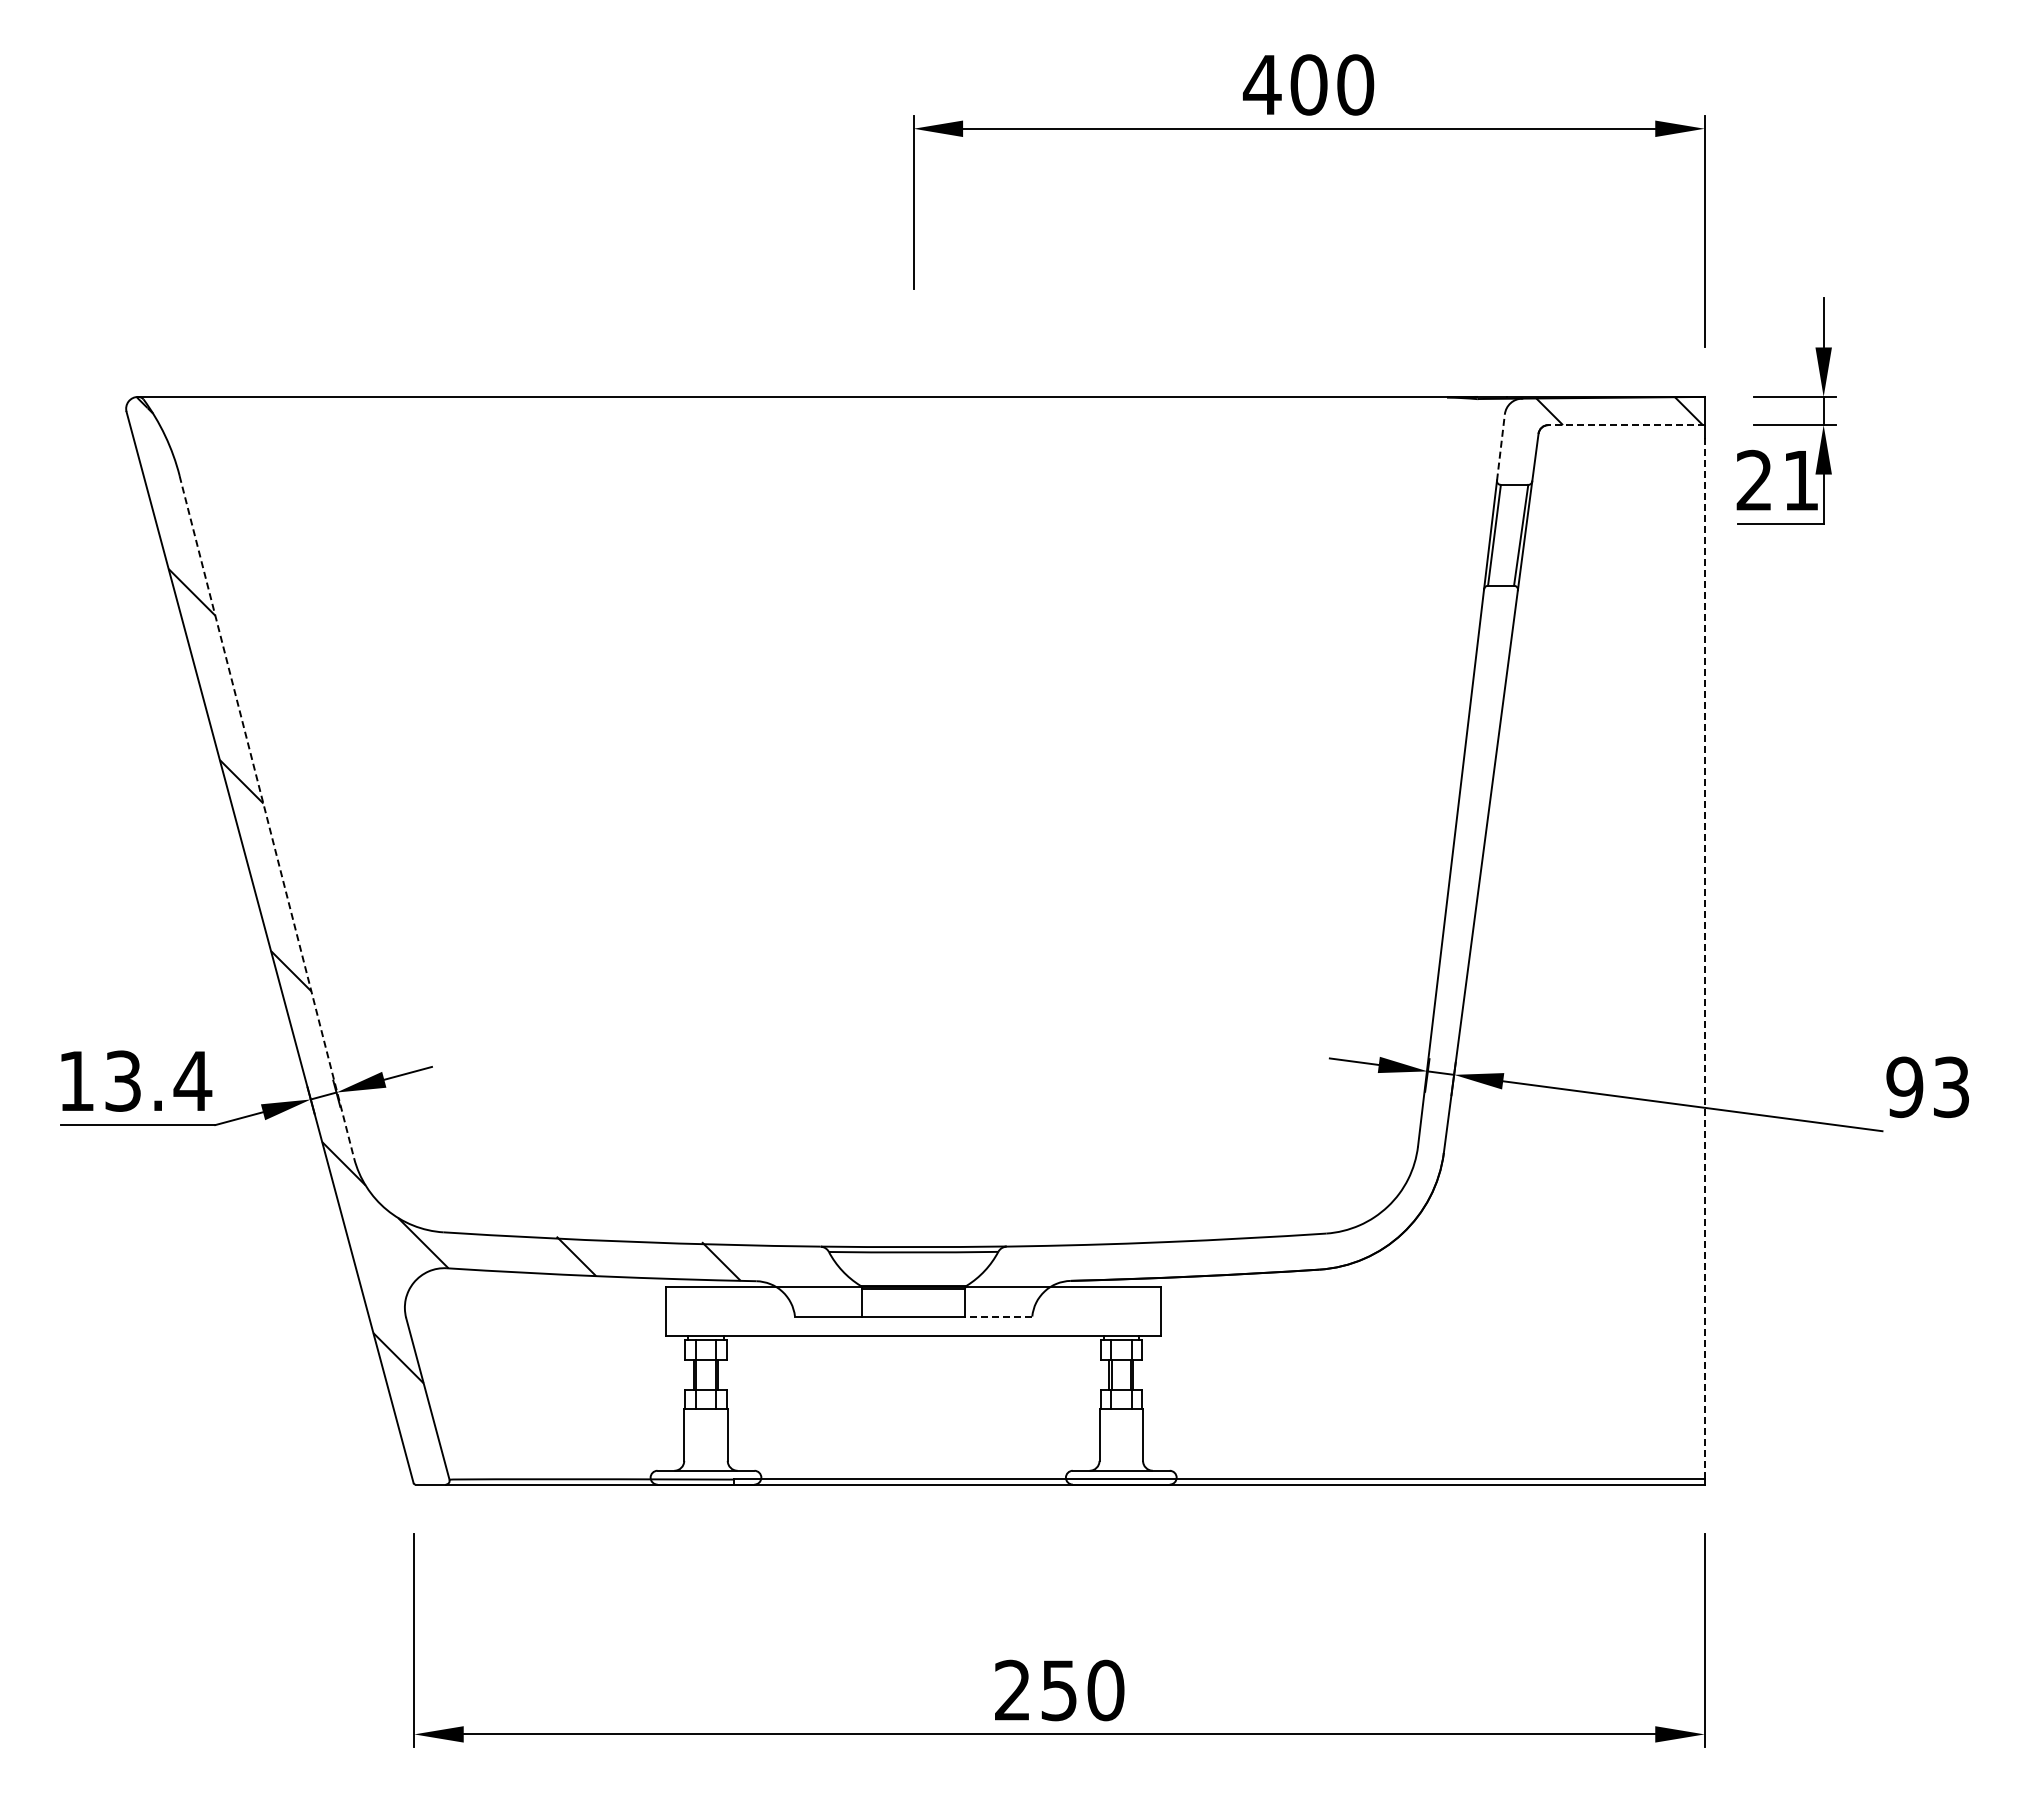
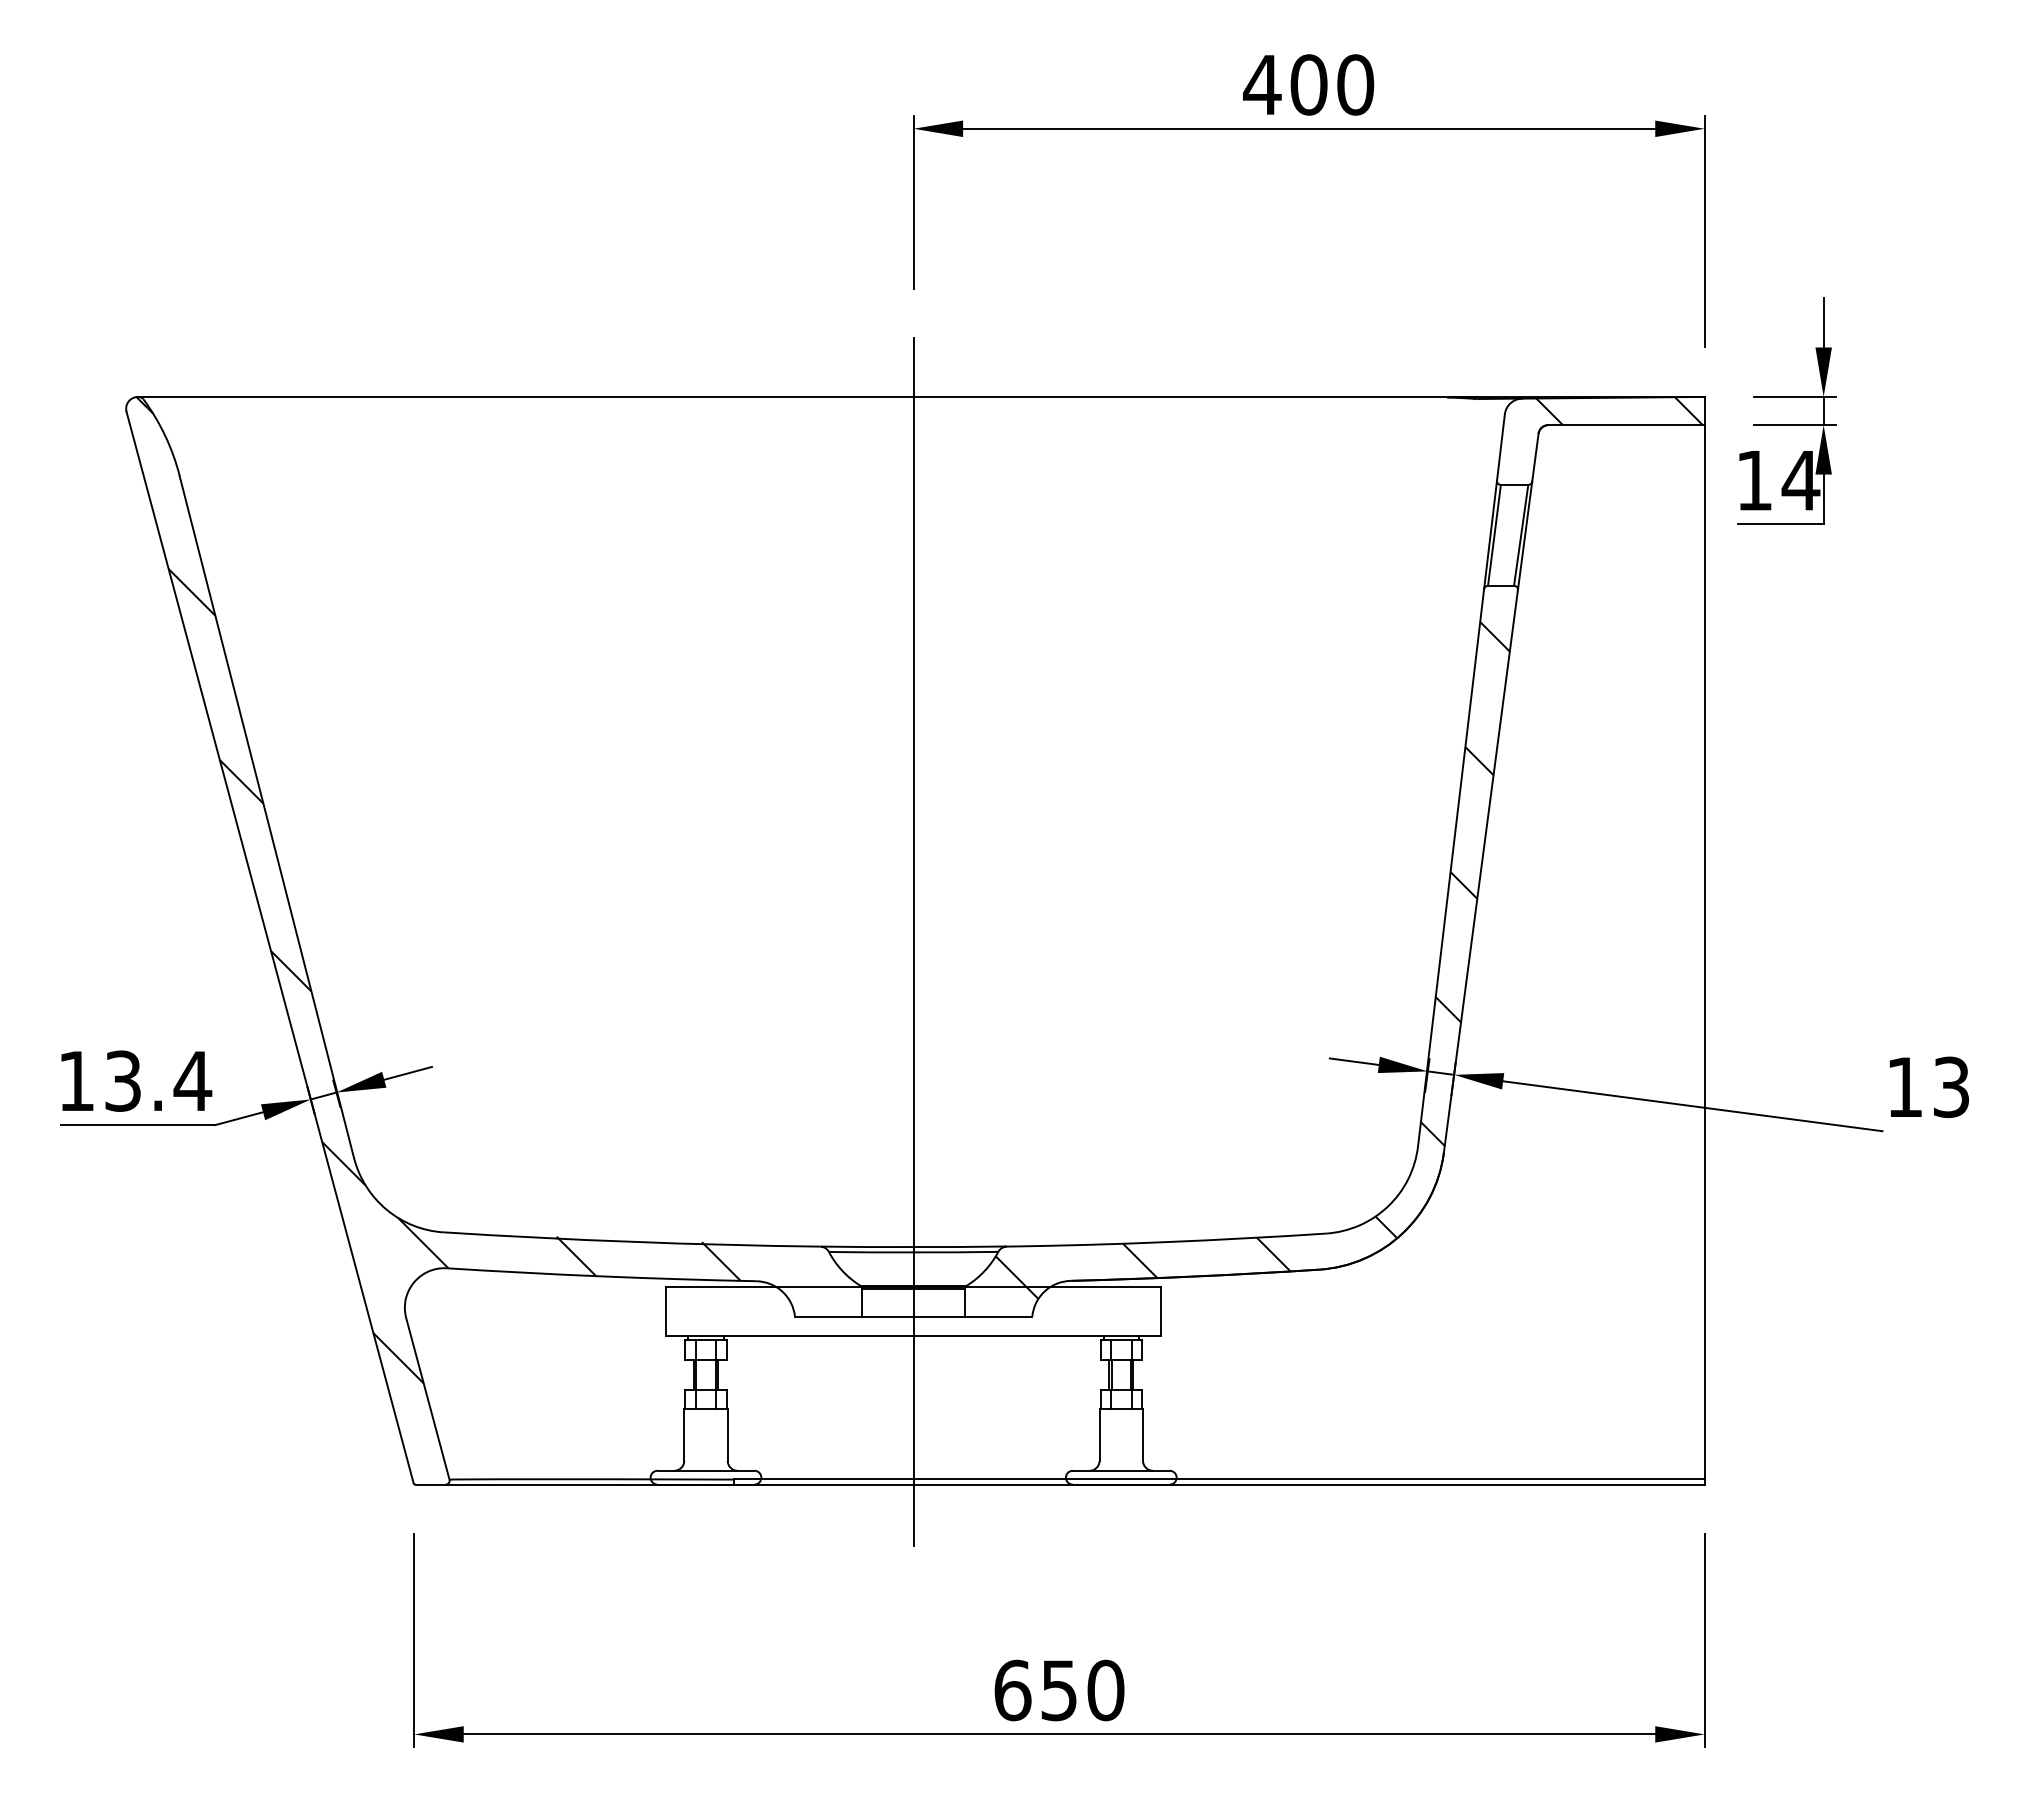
line: dashed -> solid (1626, 425)
line: dashed -> solid (1501, 446)
text: 21 -> 14 (1778, 479)
line: dashed -> solid (266, 817)
line: none -> present (913, 942)
line: dashed -> solid (1704, 958)
hatch: none -> present (1252, 960)
text: 93 -> 13 (1904, 1087)
line: dashed -> solid (998, 1316)
text: 250 -> 650 (1012, 1690)
